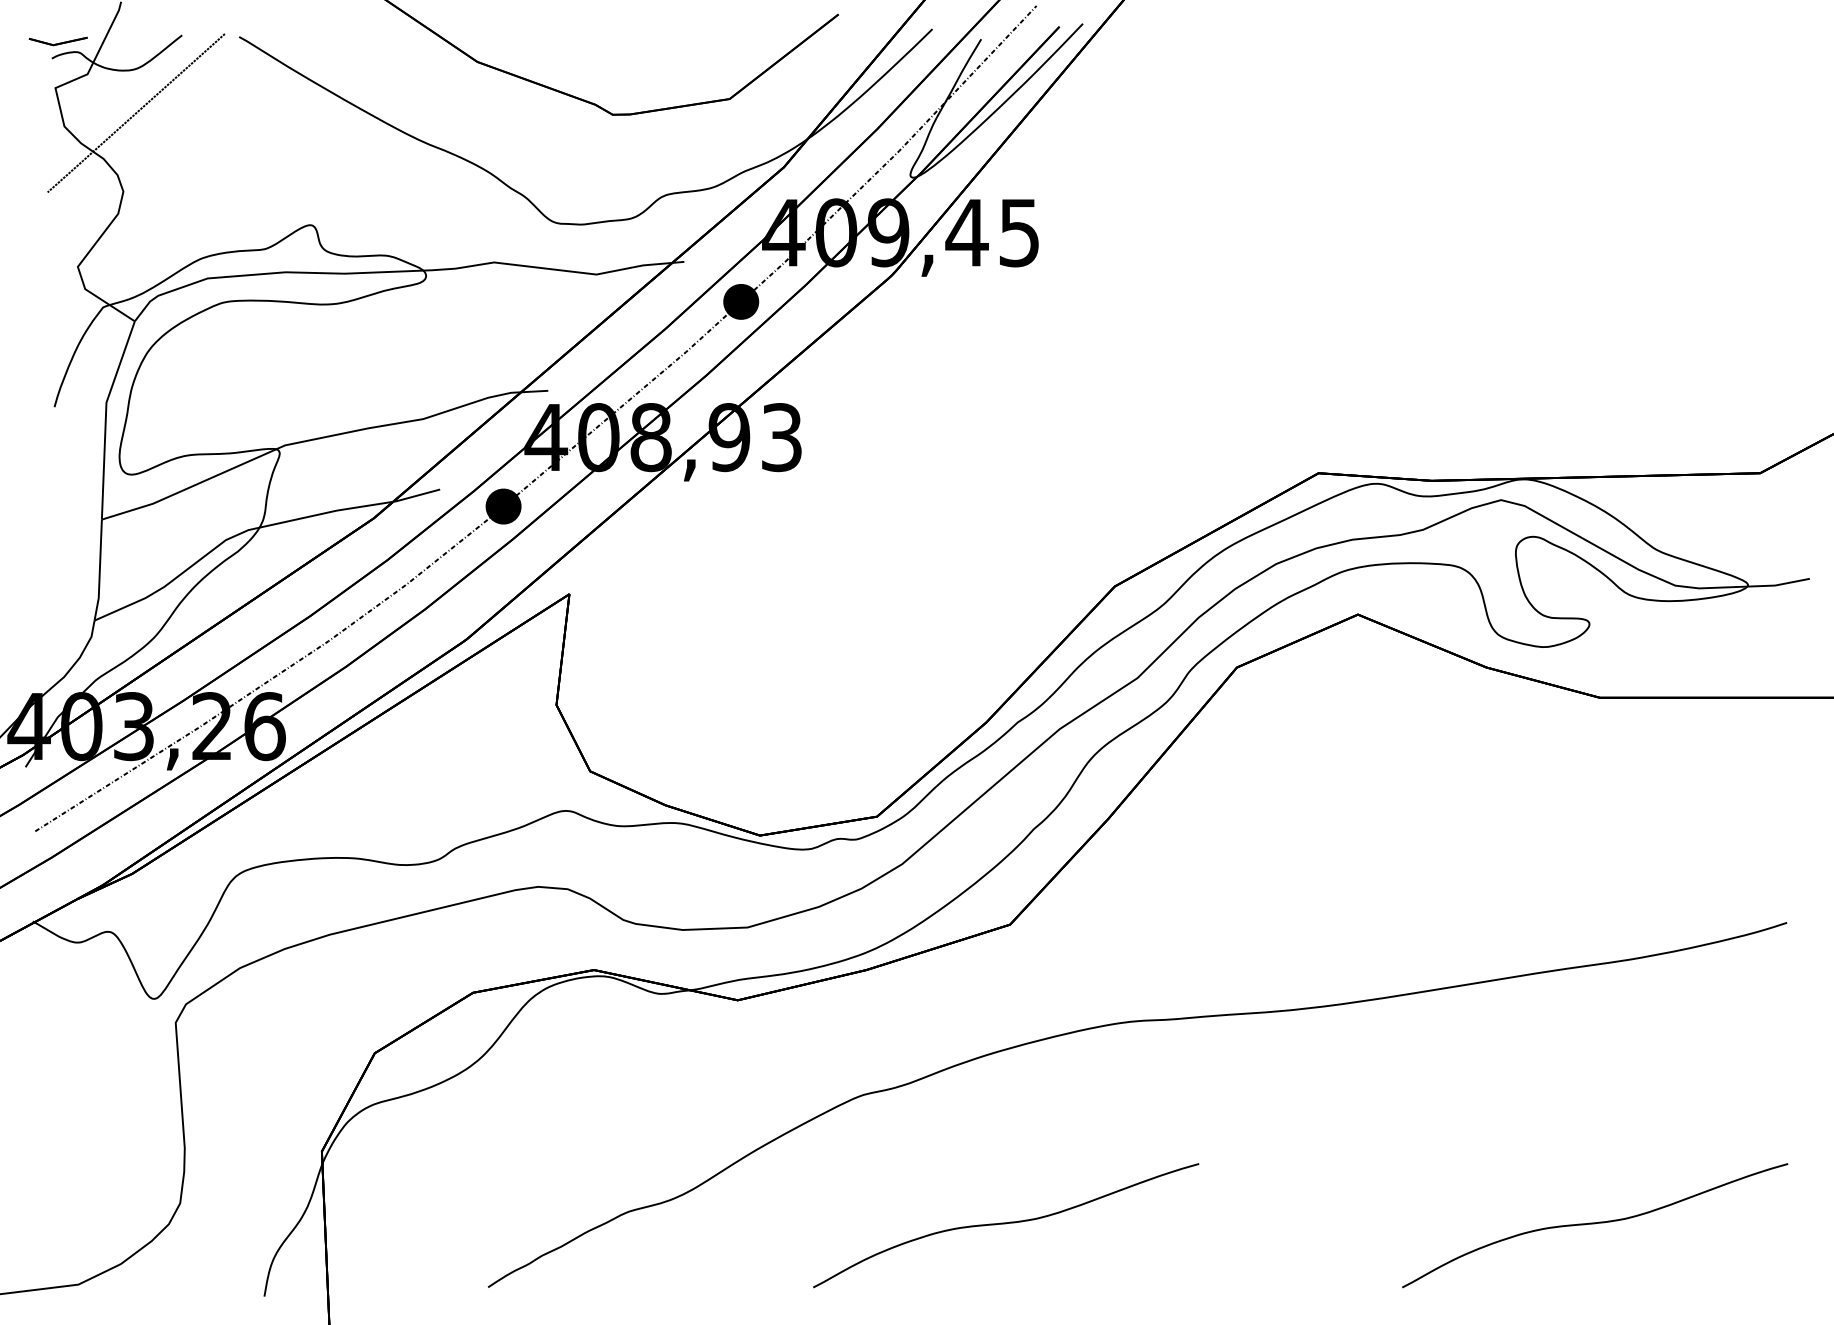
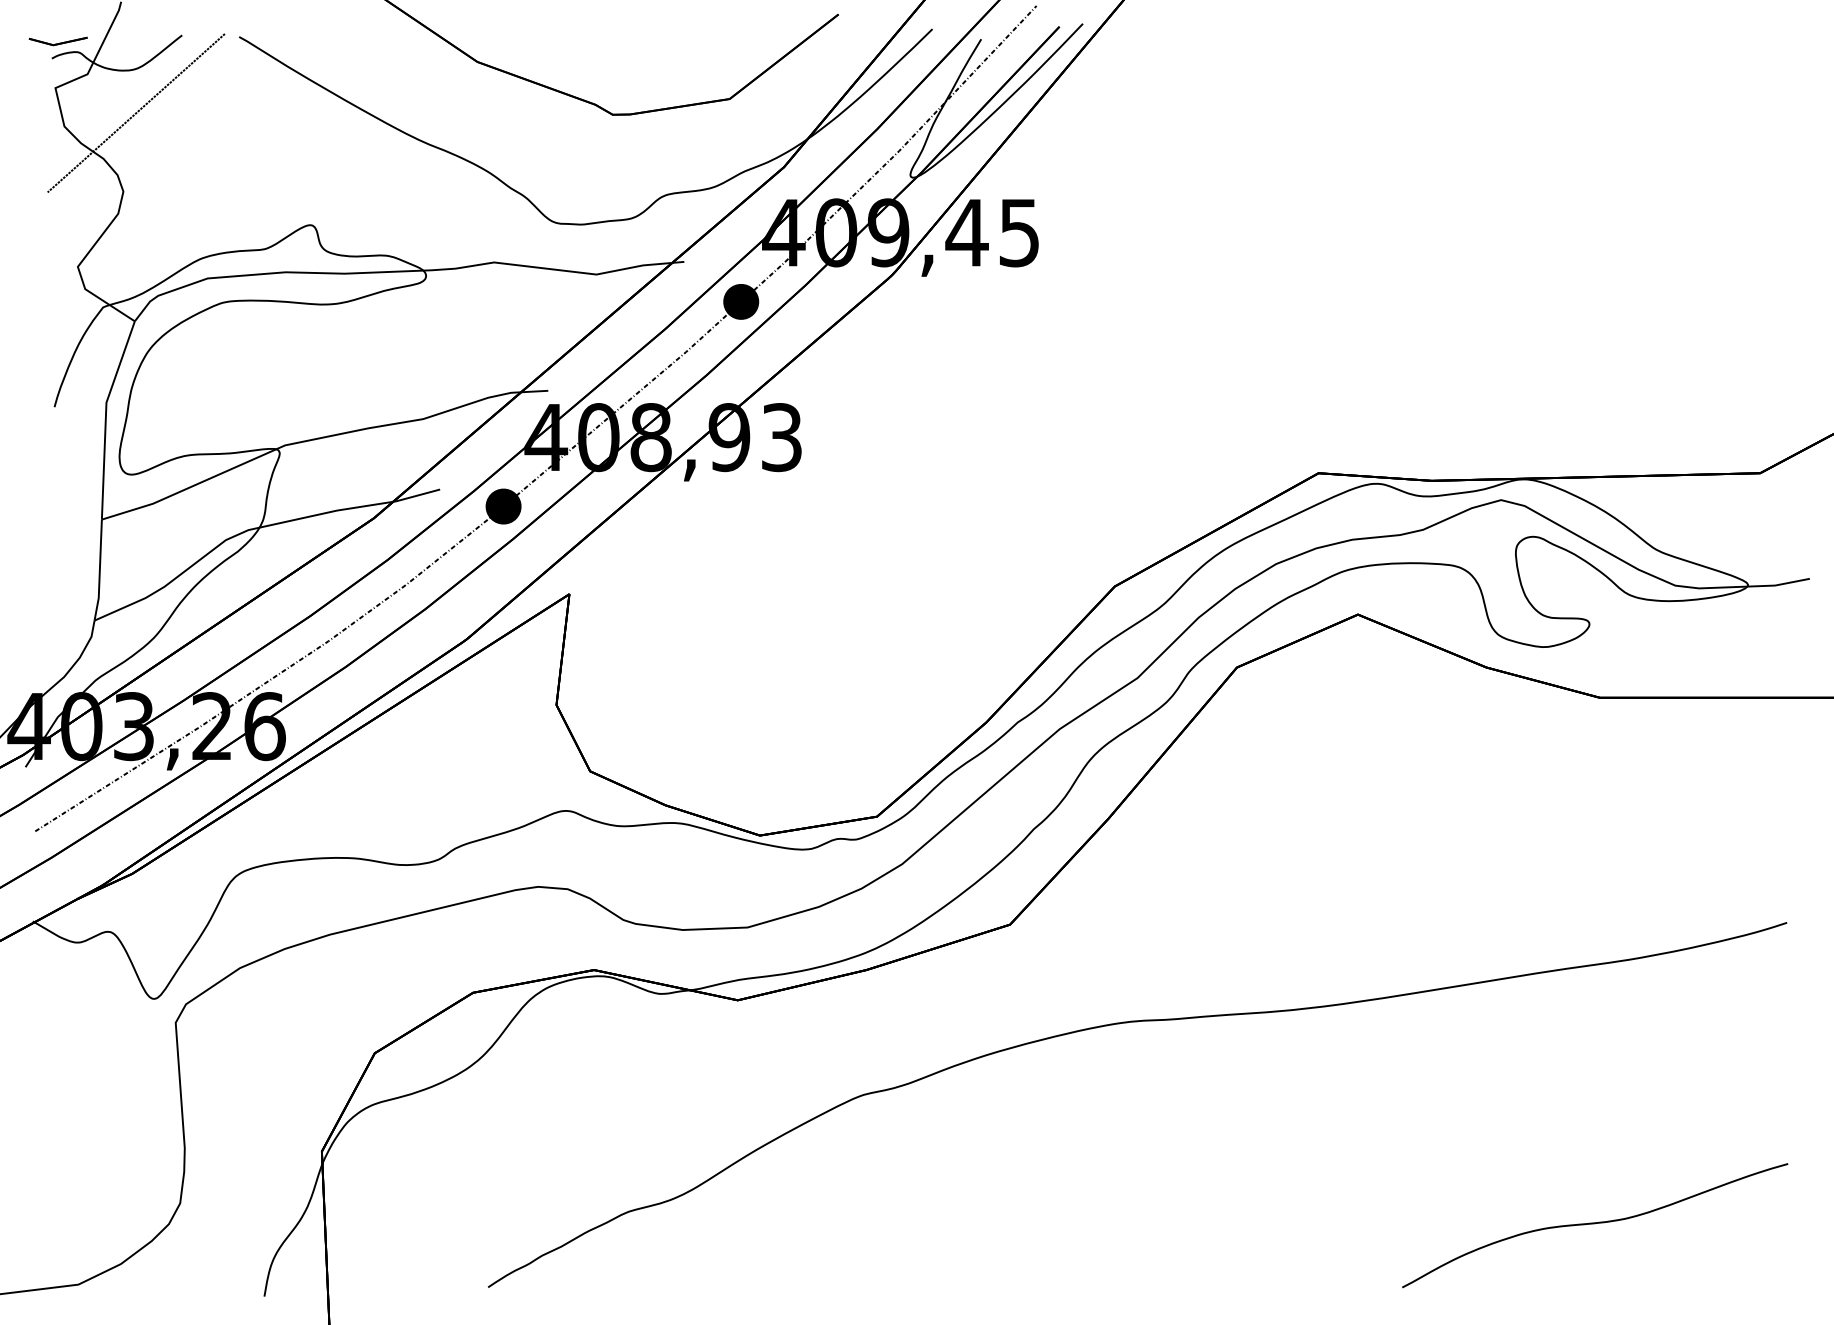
part: present -> none (1006, 1225)
